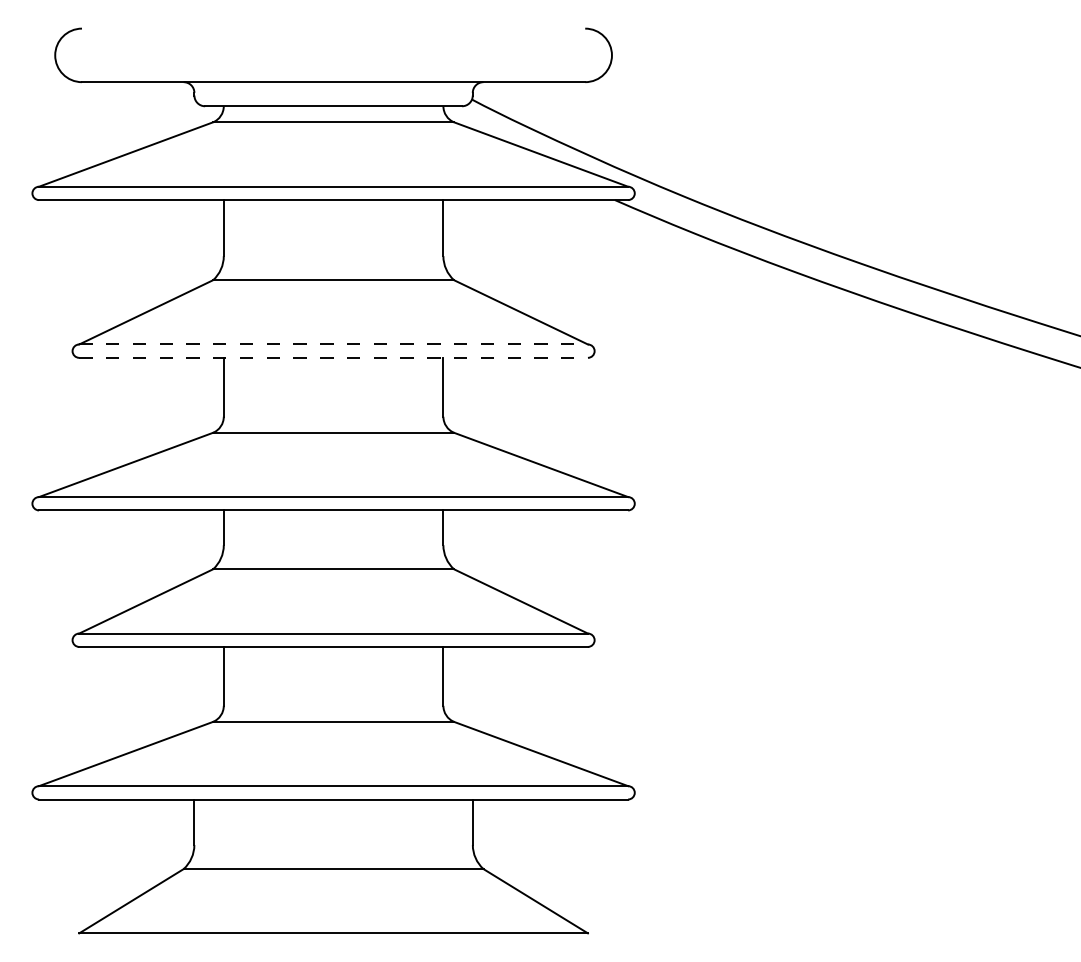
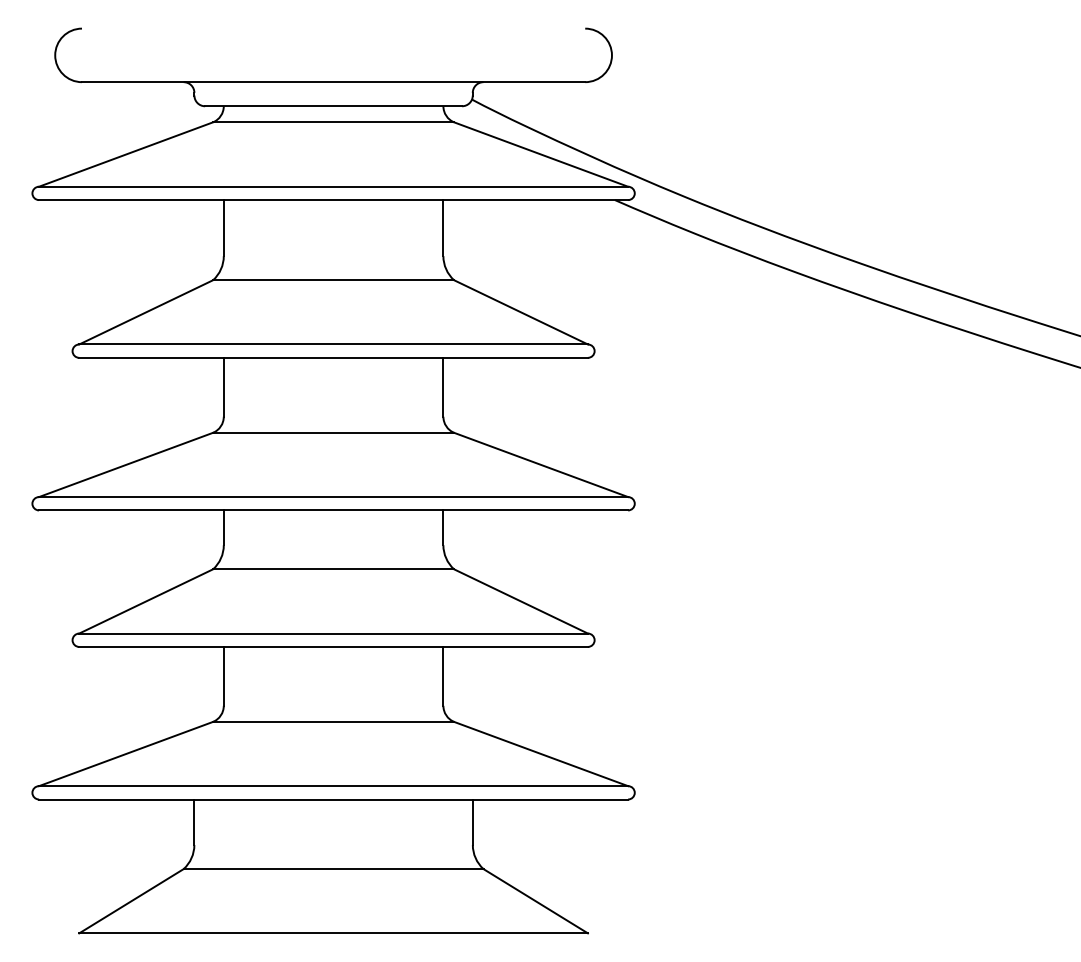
line: dashed -> solid (334, 344)
line: dashed -> solid (334, 357)
